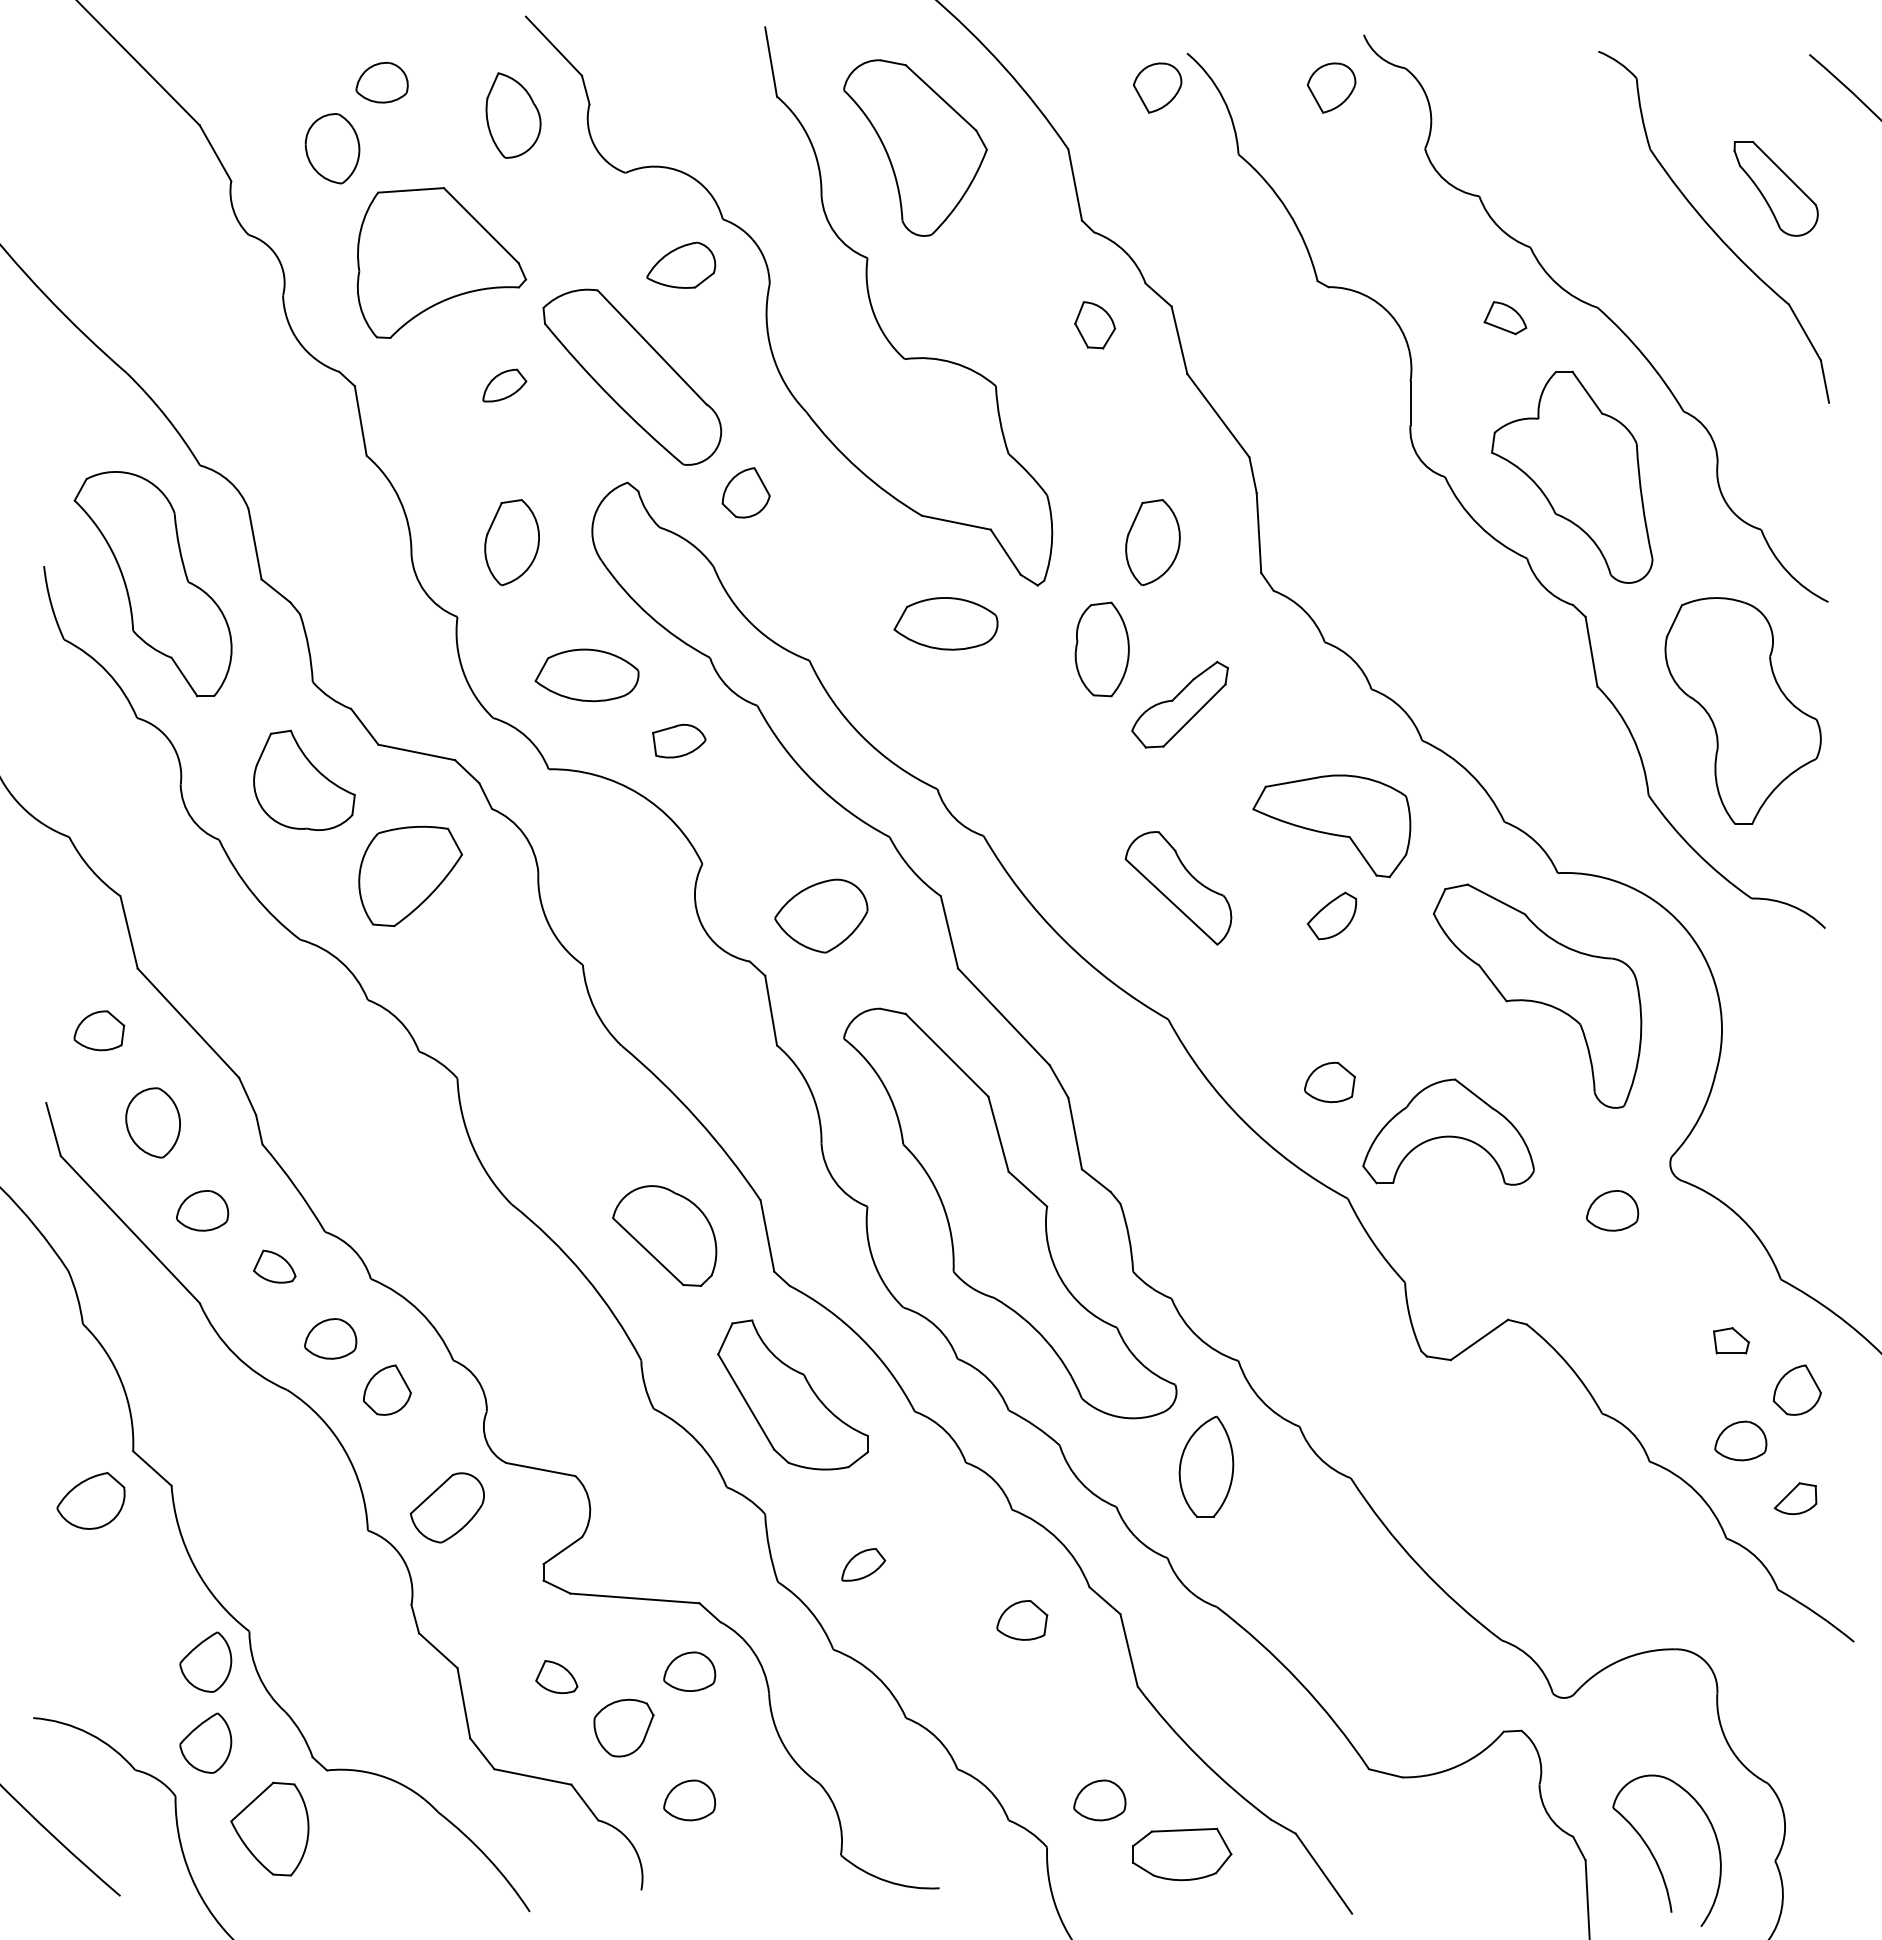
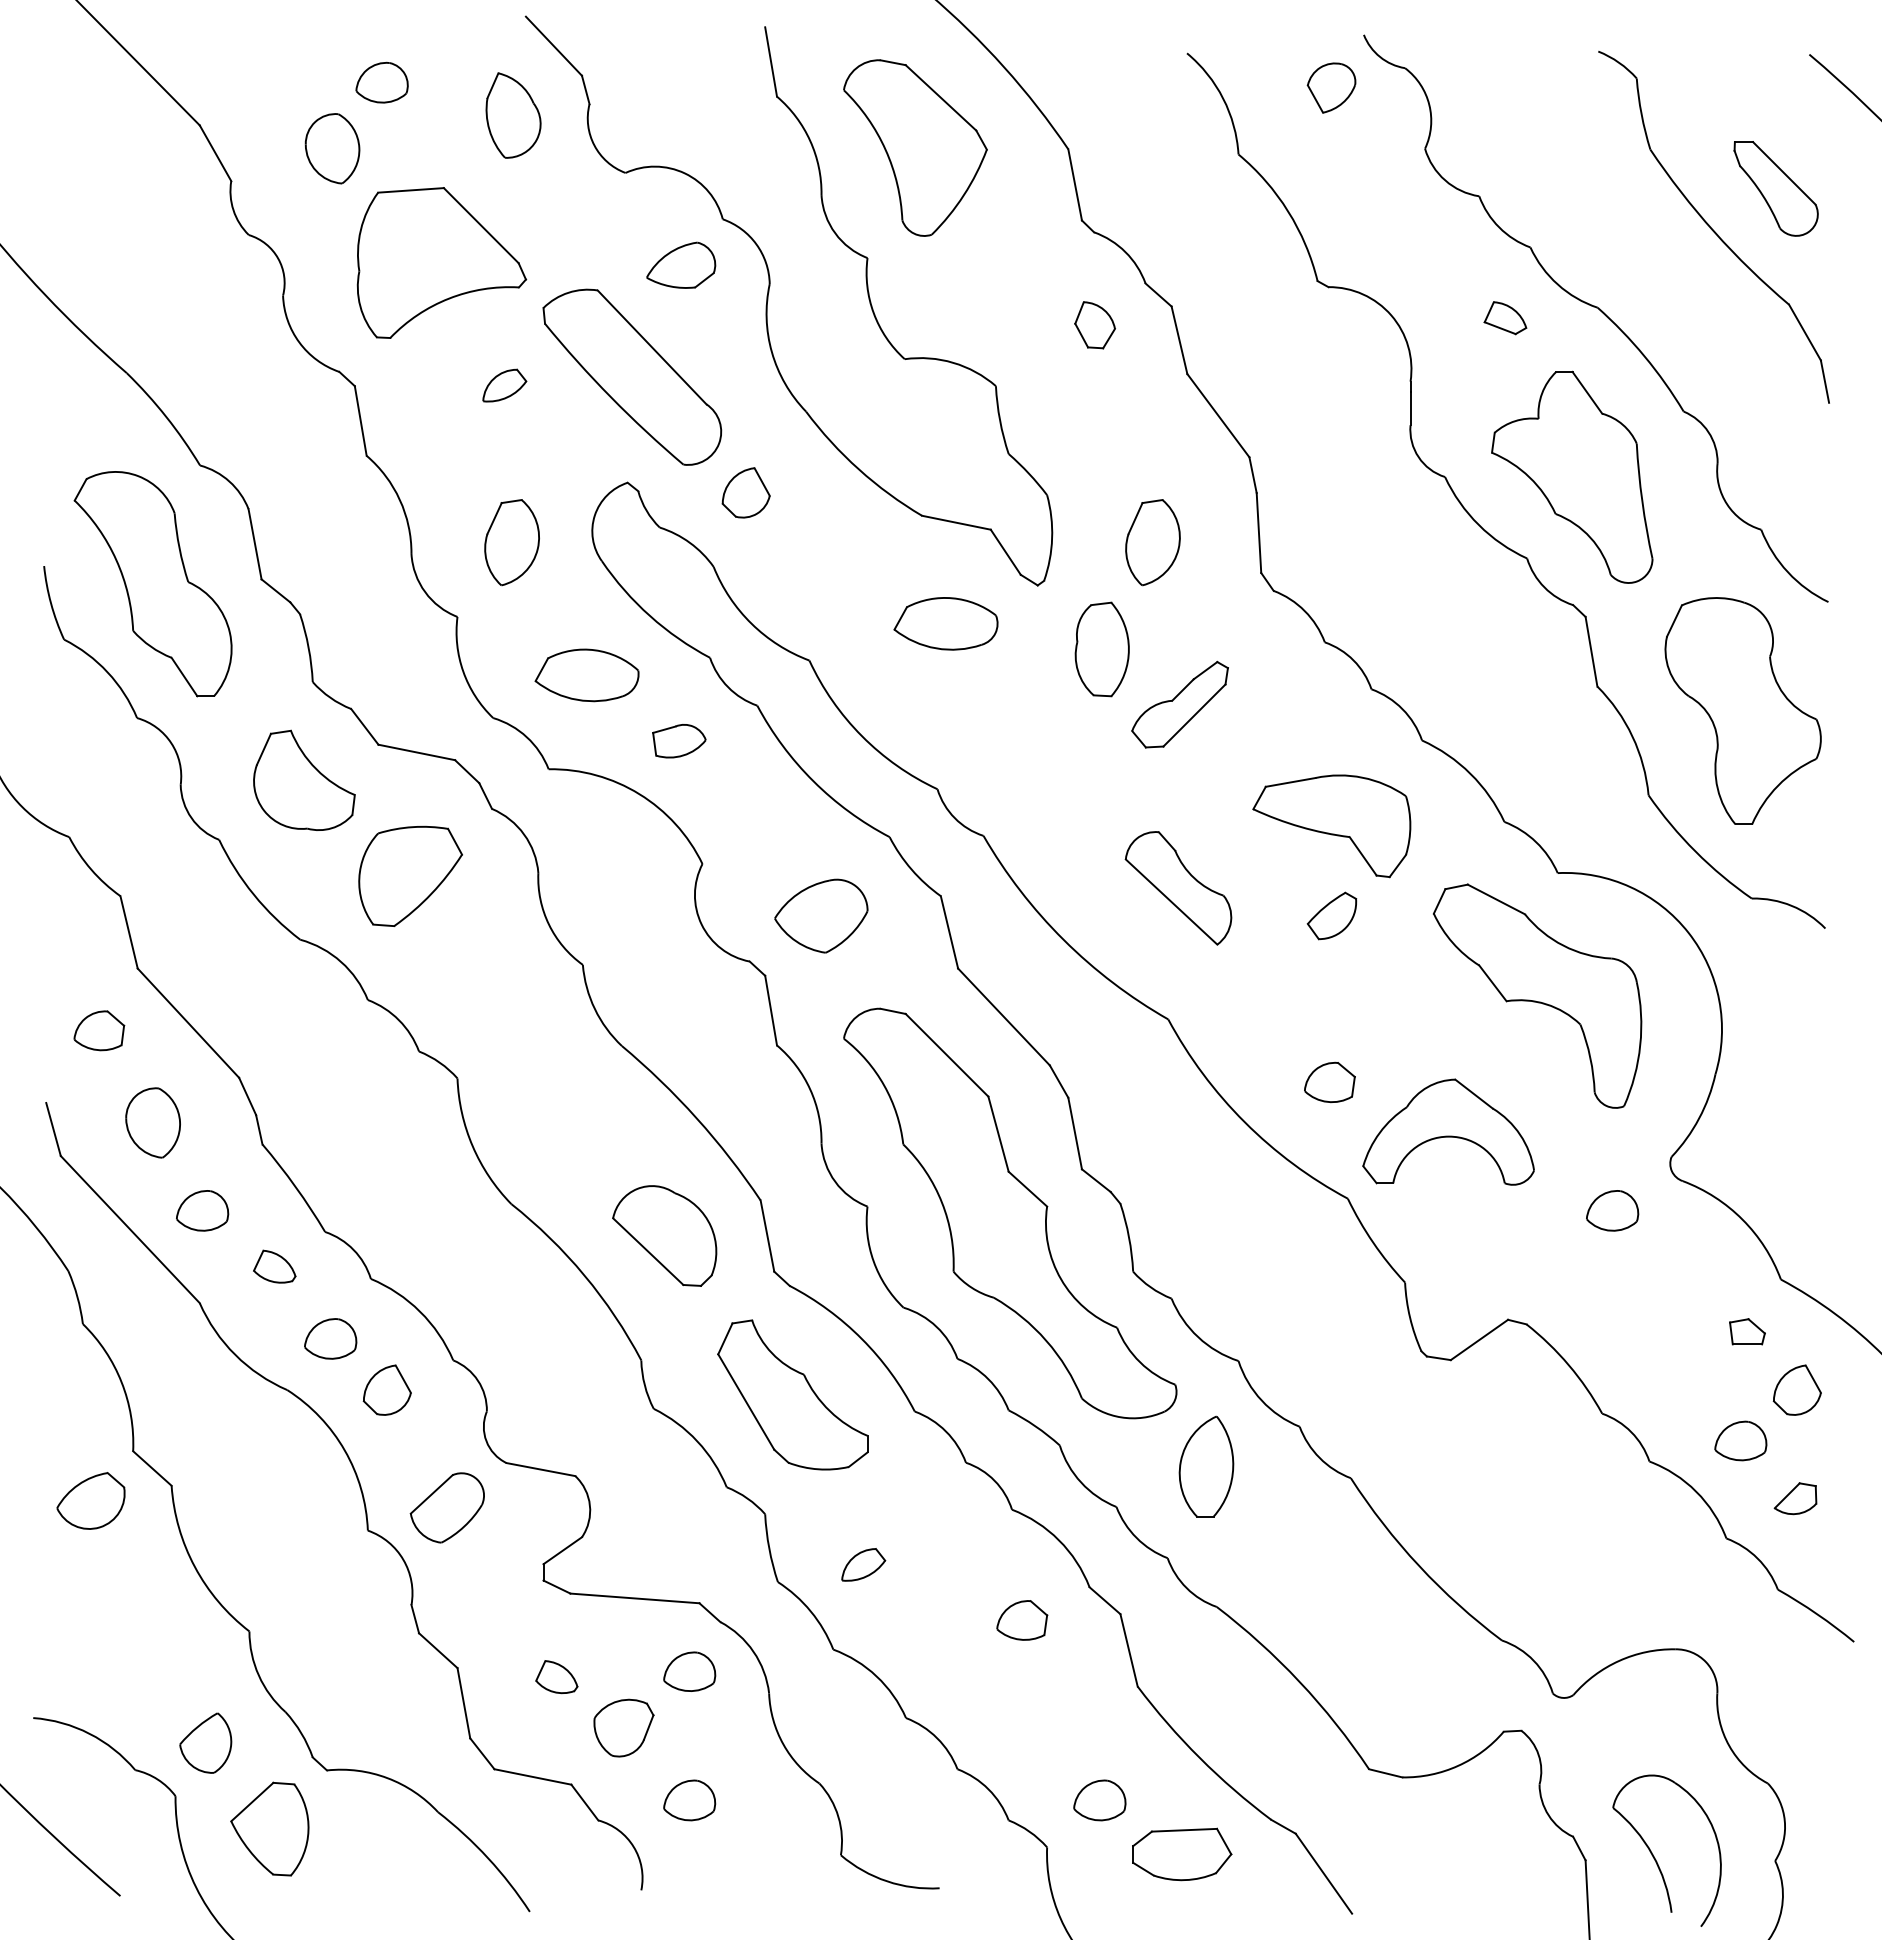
part: present -> none (1157, 87)
part position: (1731, 1340) -> (1747, 1331) (1747, 1331)
part: present -> none (205, 1661)
